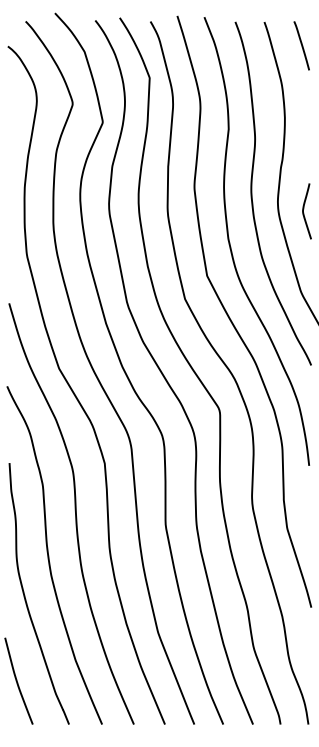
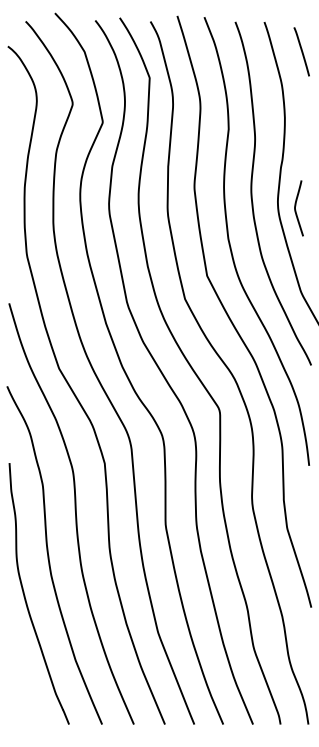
line position: (301, 45) -> (301, 51) (301, 51)
curve position: (304, 209) -> (296, 206) (296, 206)
curve: present -> none (17, 680)
